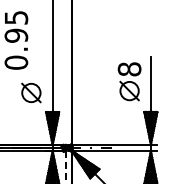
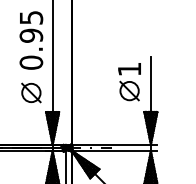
text position: (16, 40) -> (31, 40) (31, 40)
text: 8 -> 1 (129, 69)
line: dashed -> solid (65, 167)
